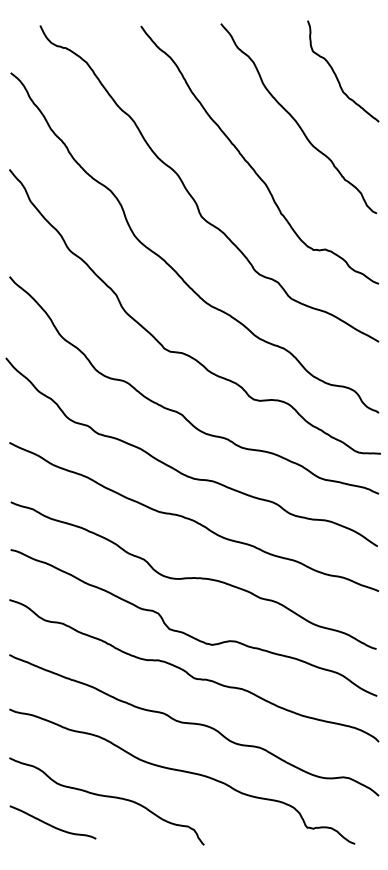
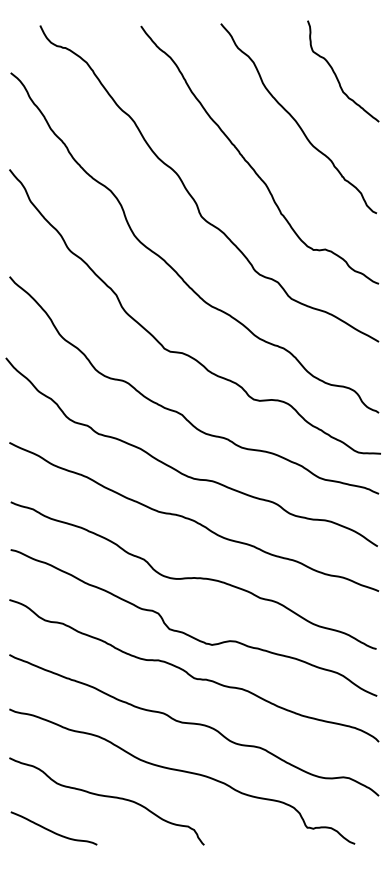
curve position: (51, 824) -> (52, 830) (52, 830)
